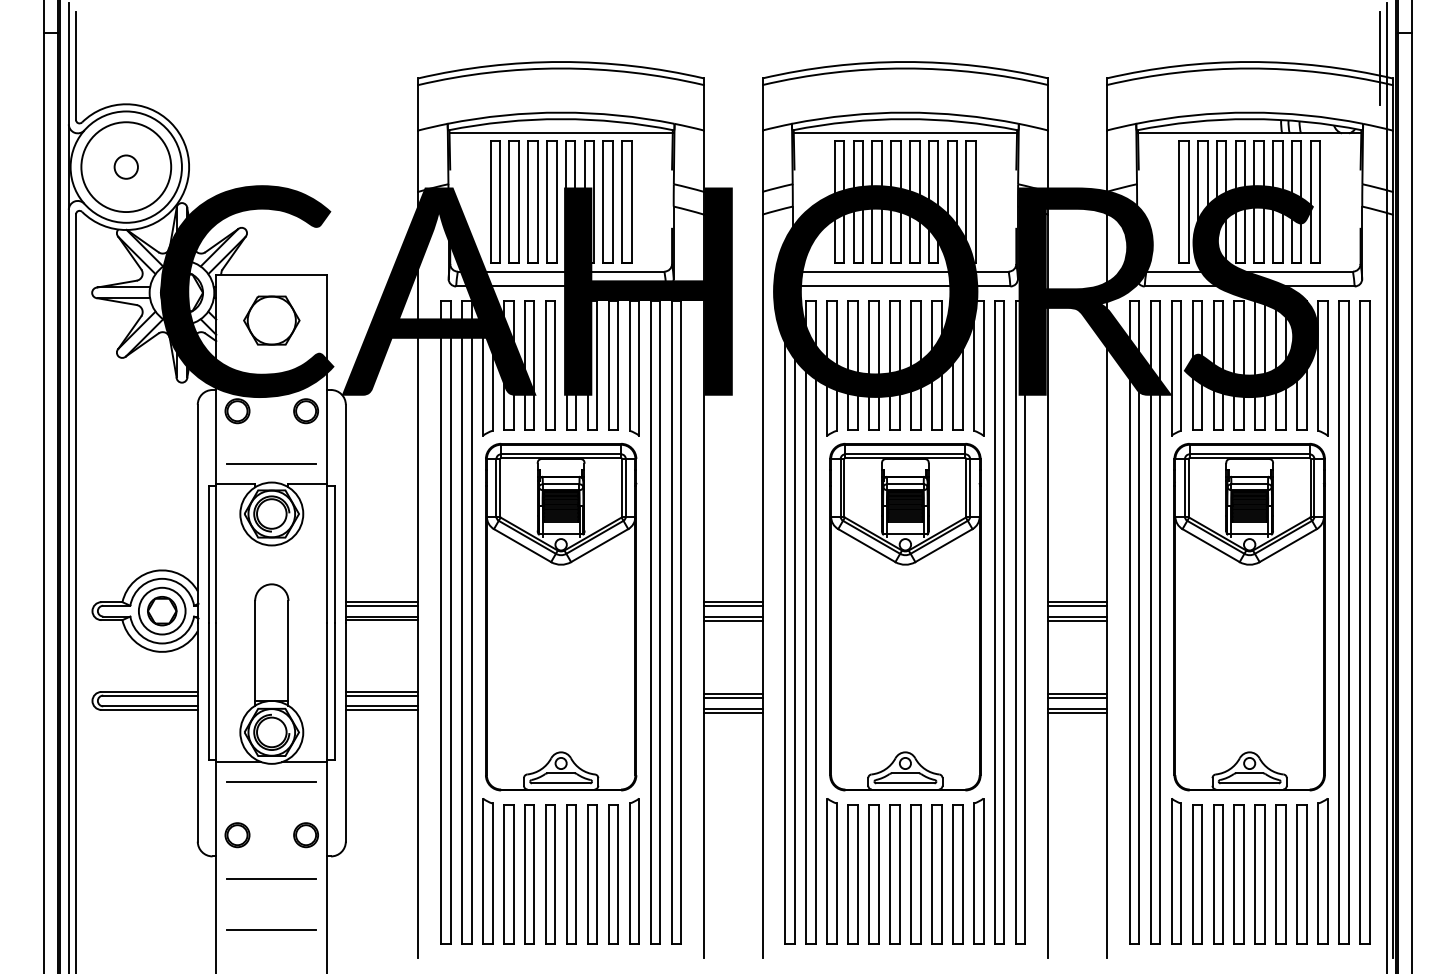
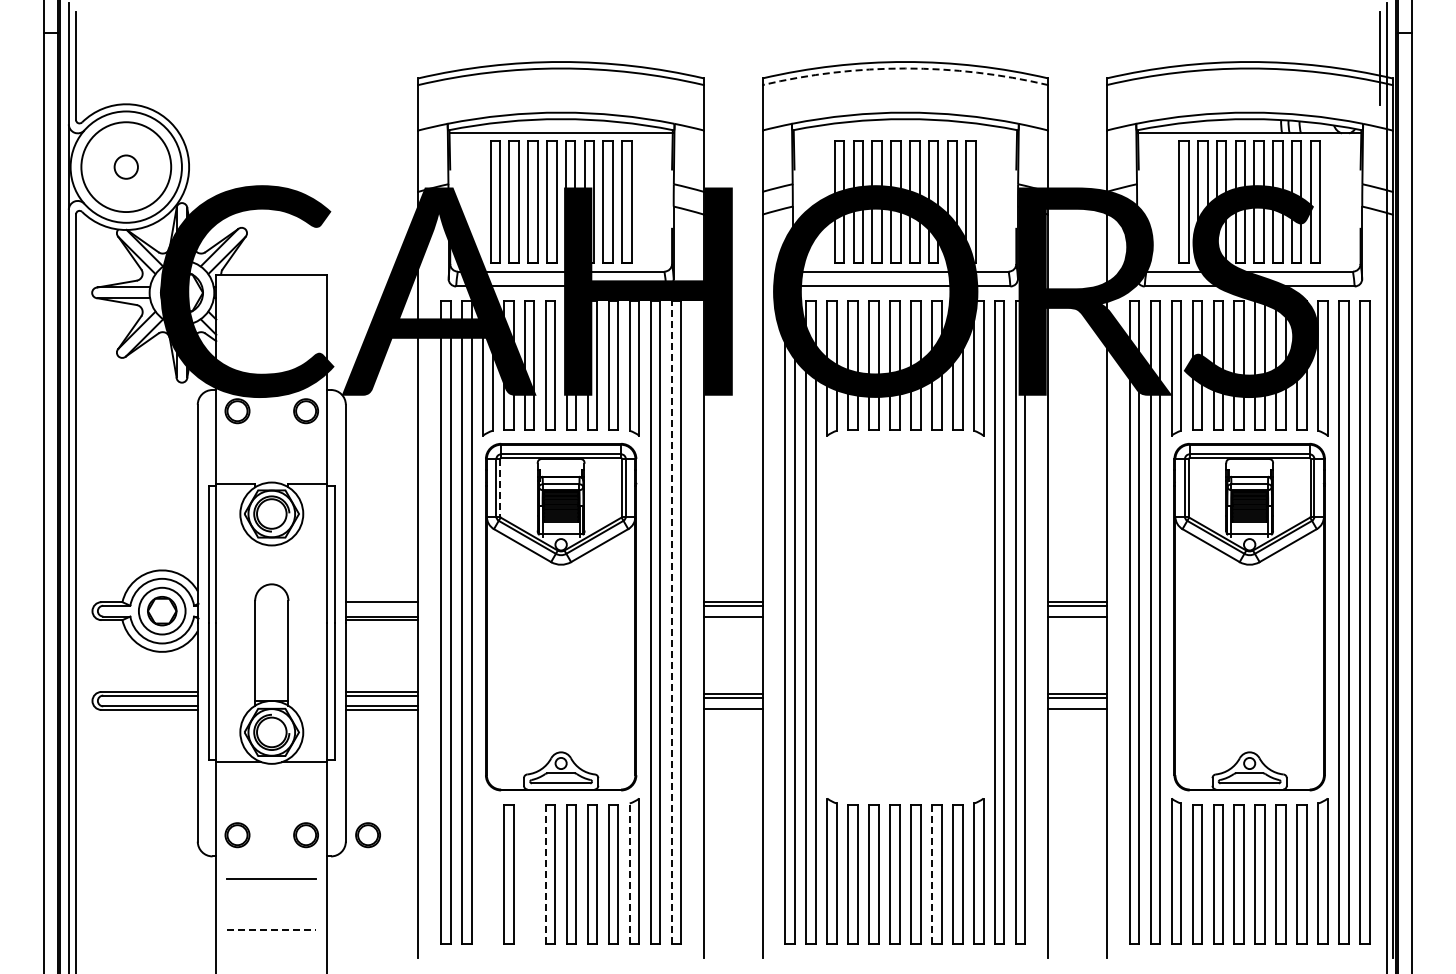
arc: solid -> dashed (905, 68)
line: present -> none (905, 133)
part: present -> none (271, 320)
line: present -> none (271, 464)
line: solid -> dashed (500, 487)
line: present -> none (381, 605)
part: present -> none (905, 617)
line: present -> none (732, 620)
line: present -> none (1077, 620)
line: solid -> dashed (671, 621)
line: present -> none (732, 712)
line: present -> none (1077, 712)
line: present -> none (271, 782)
part: none -> present (367, 835)
part: present -> none (487, 871)
line: solid -> dashed (629, 873)
part: present -> none (529, 874)
line: solid -> dashed (545, 874)
line: solid -> dashed (932, 874)
line: solid -> dashed (272, 930)
